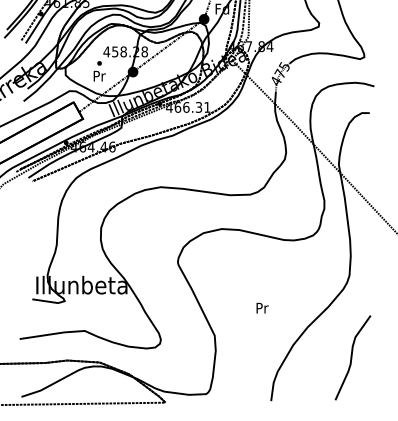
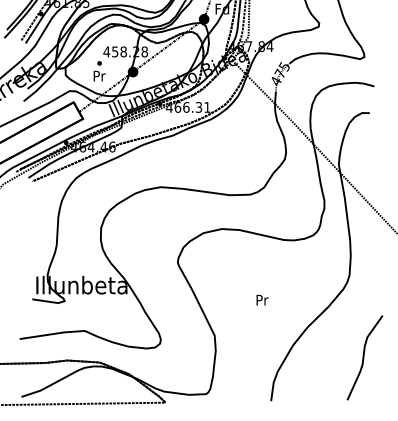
text position: (262, 307) -> (262, 299) (262, 299)
curve position: (352, 357) -> (364, 357) (364, 357)
